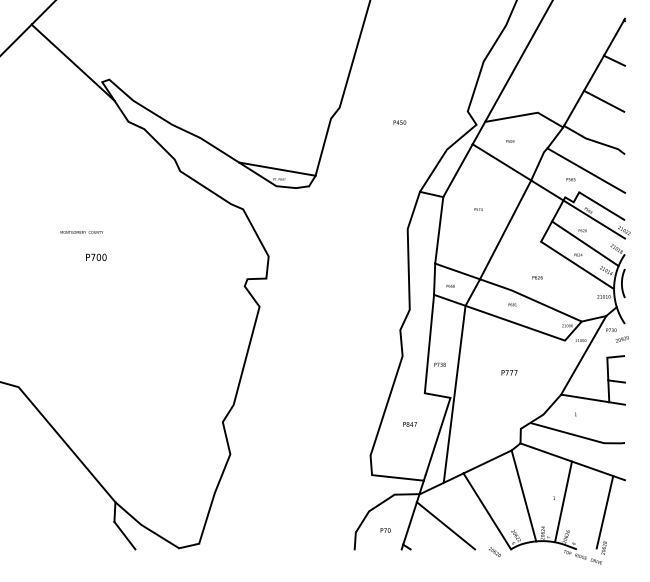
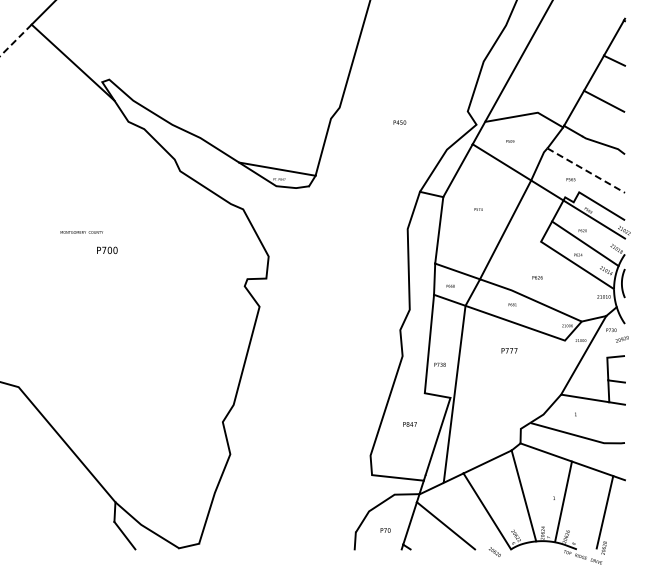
line: solid -> dashed (16, 40)
line: solid -> dashed (586, 170)
text position: (96, 256) -> (107, 249) (107, 249)
text position: (509, 372) -> (509, 350) (509, 350)
